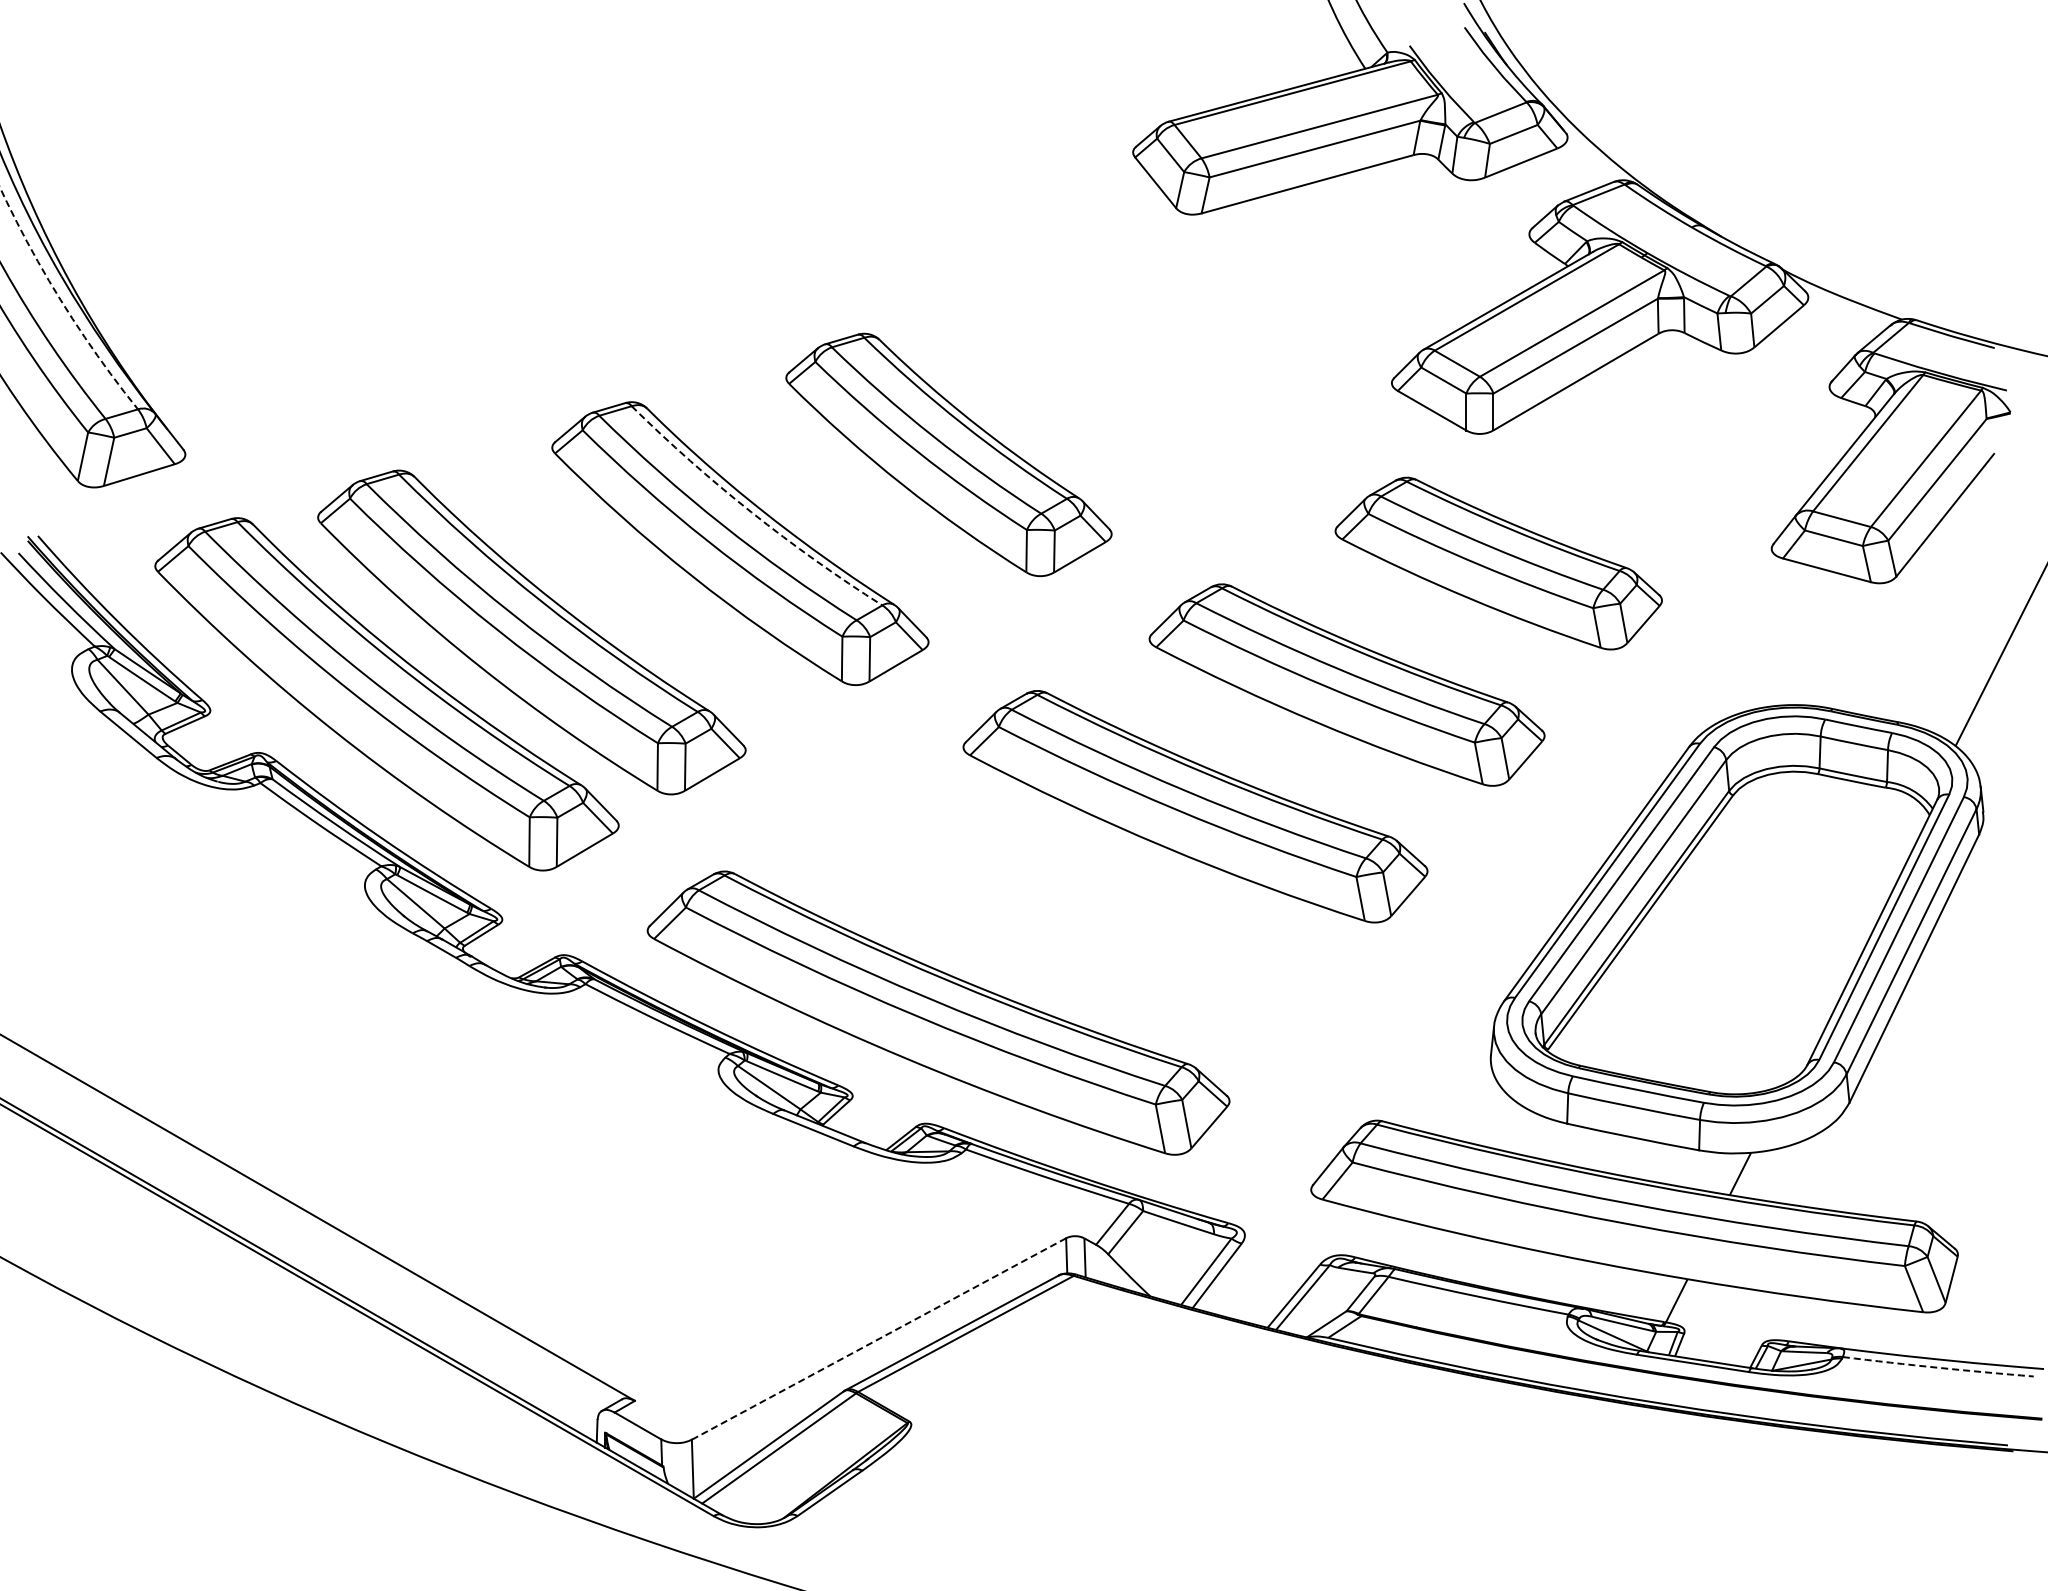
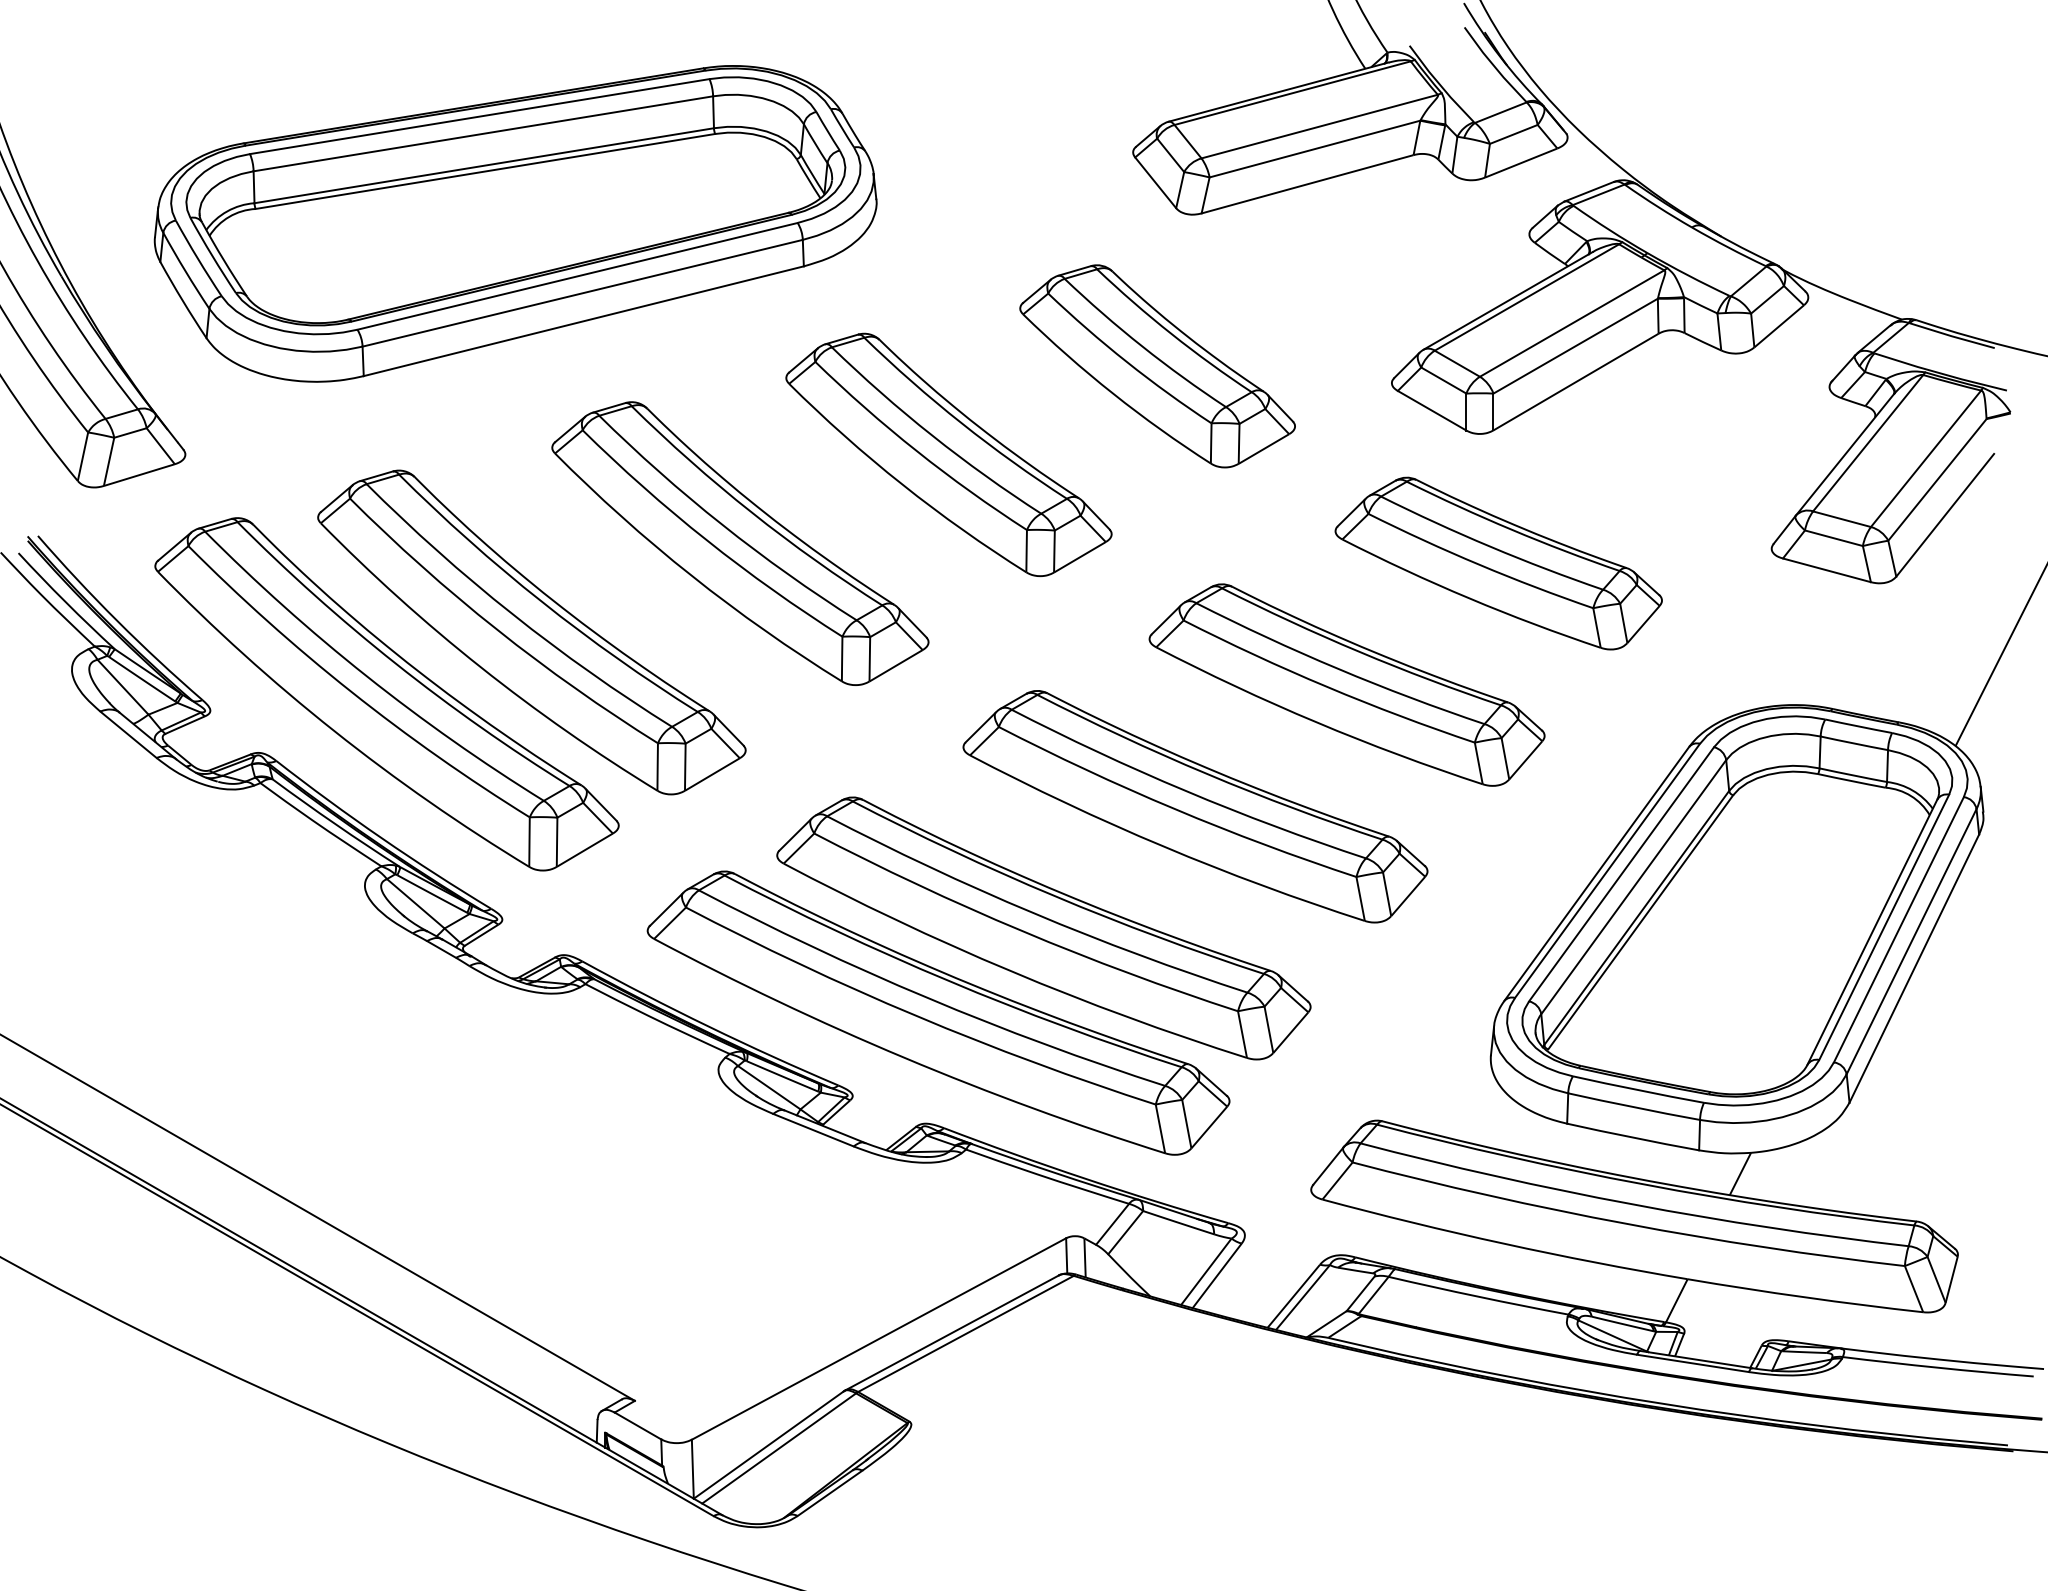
part: none -> present (515, 223)
arc: dashed -> solid (62, 302)
part: none -> present (1157, 366)
arc: dashed -> solid (751, 512)
part: none -> present (1043, 928)
line: dashed -> solid (879, 1338)
arc: dashed -> solid (1938, 1367)
